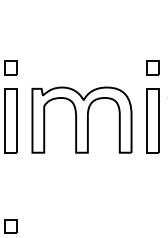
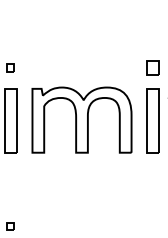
part size: 14x16 px -> 9x10 px (10, 67)
part size: 14x15 px -> 9x9 px (10, 226)
